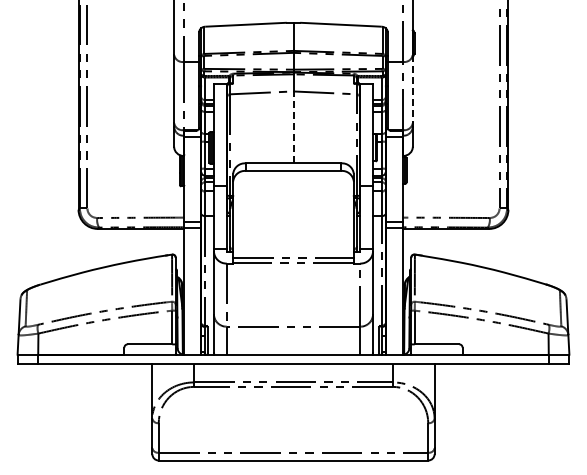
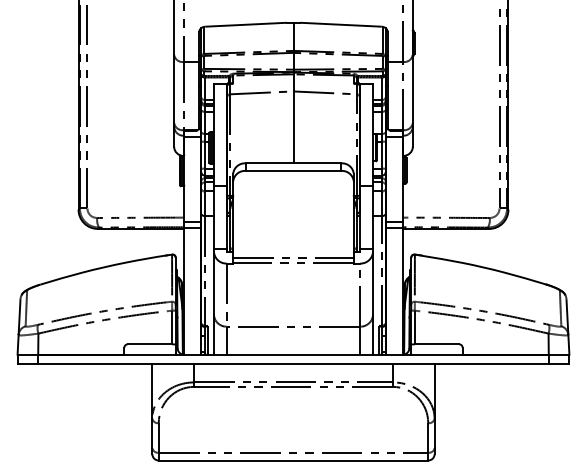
line: dashed -> solid (412, 89)
line: dashed -> solid (293, 127)
